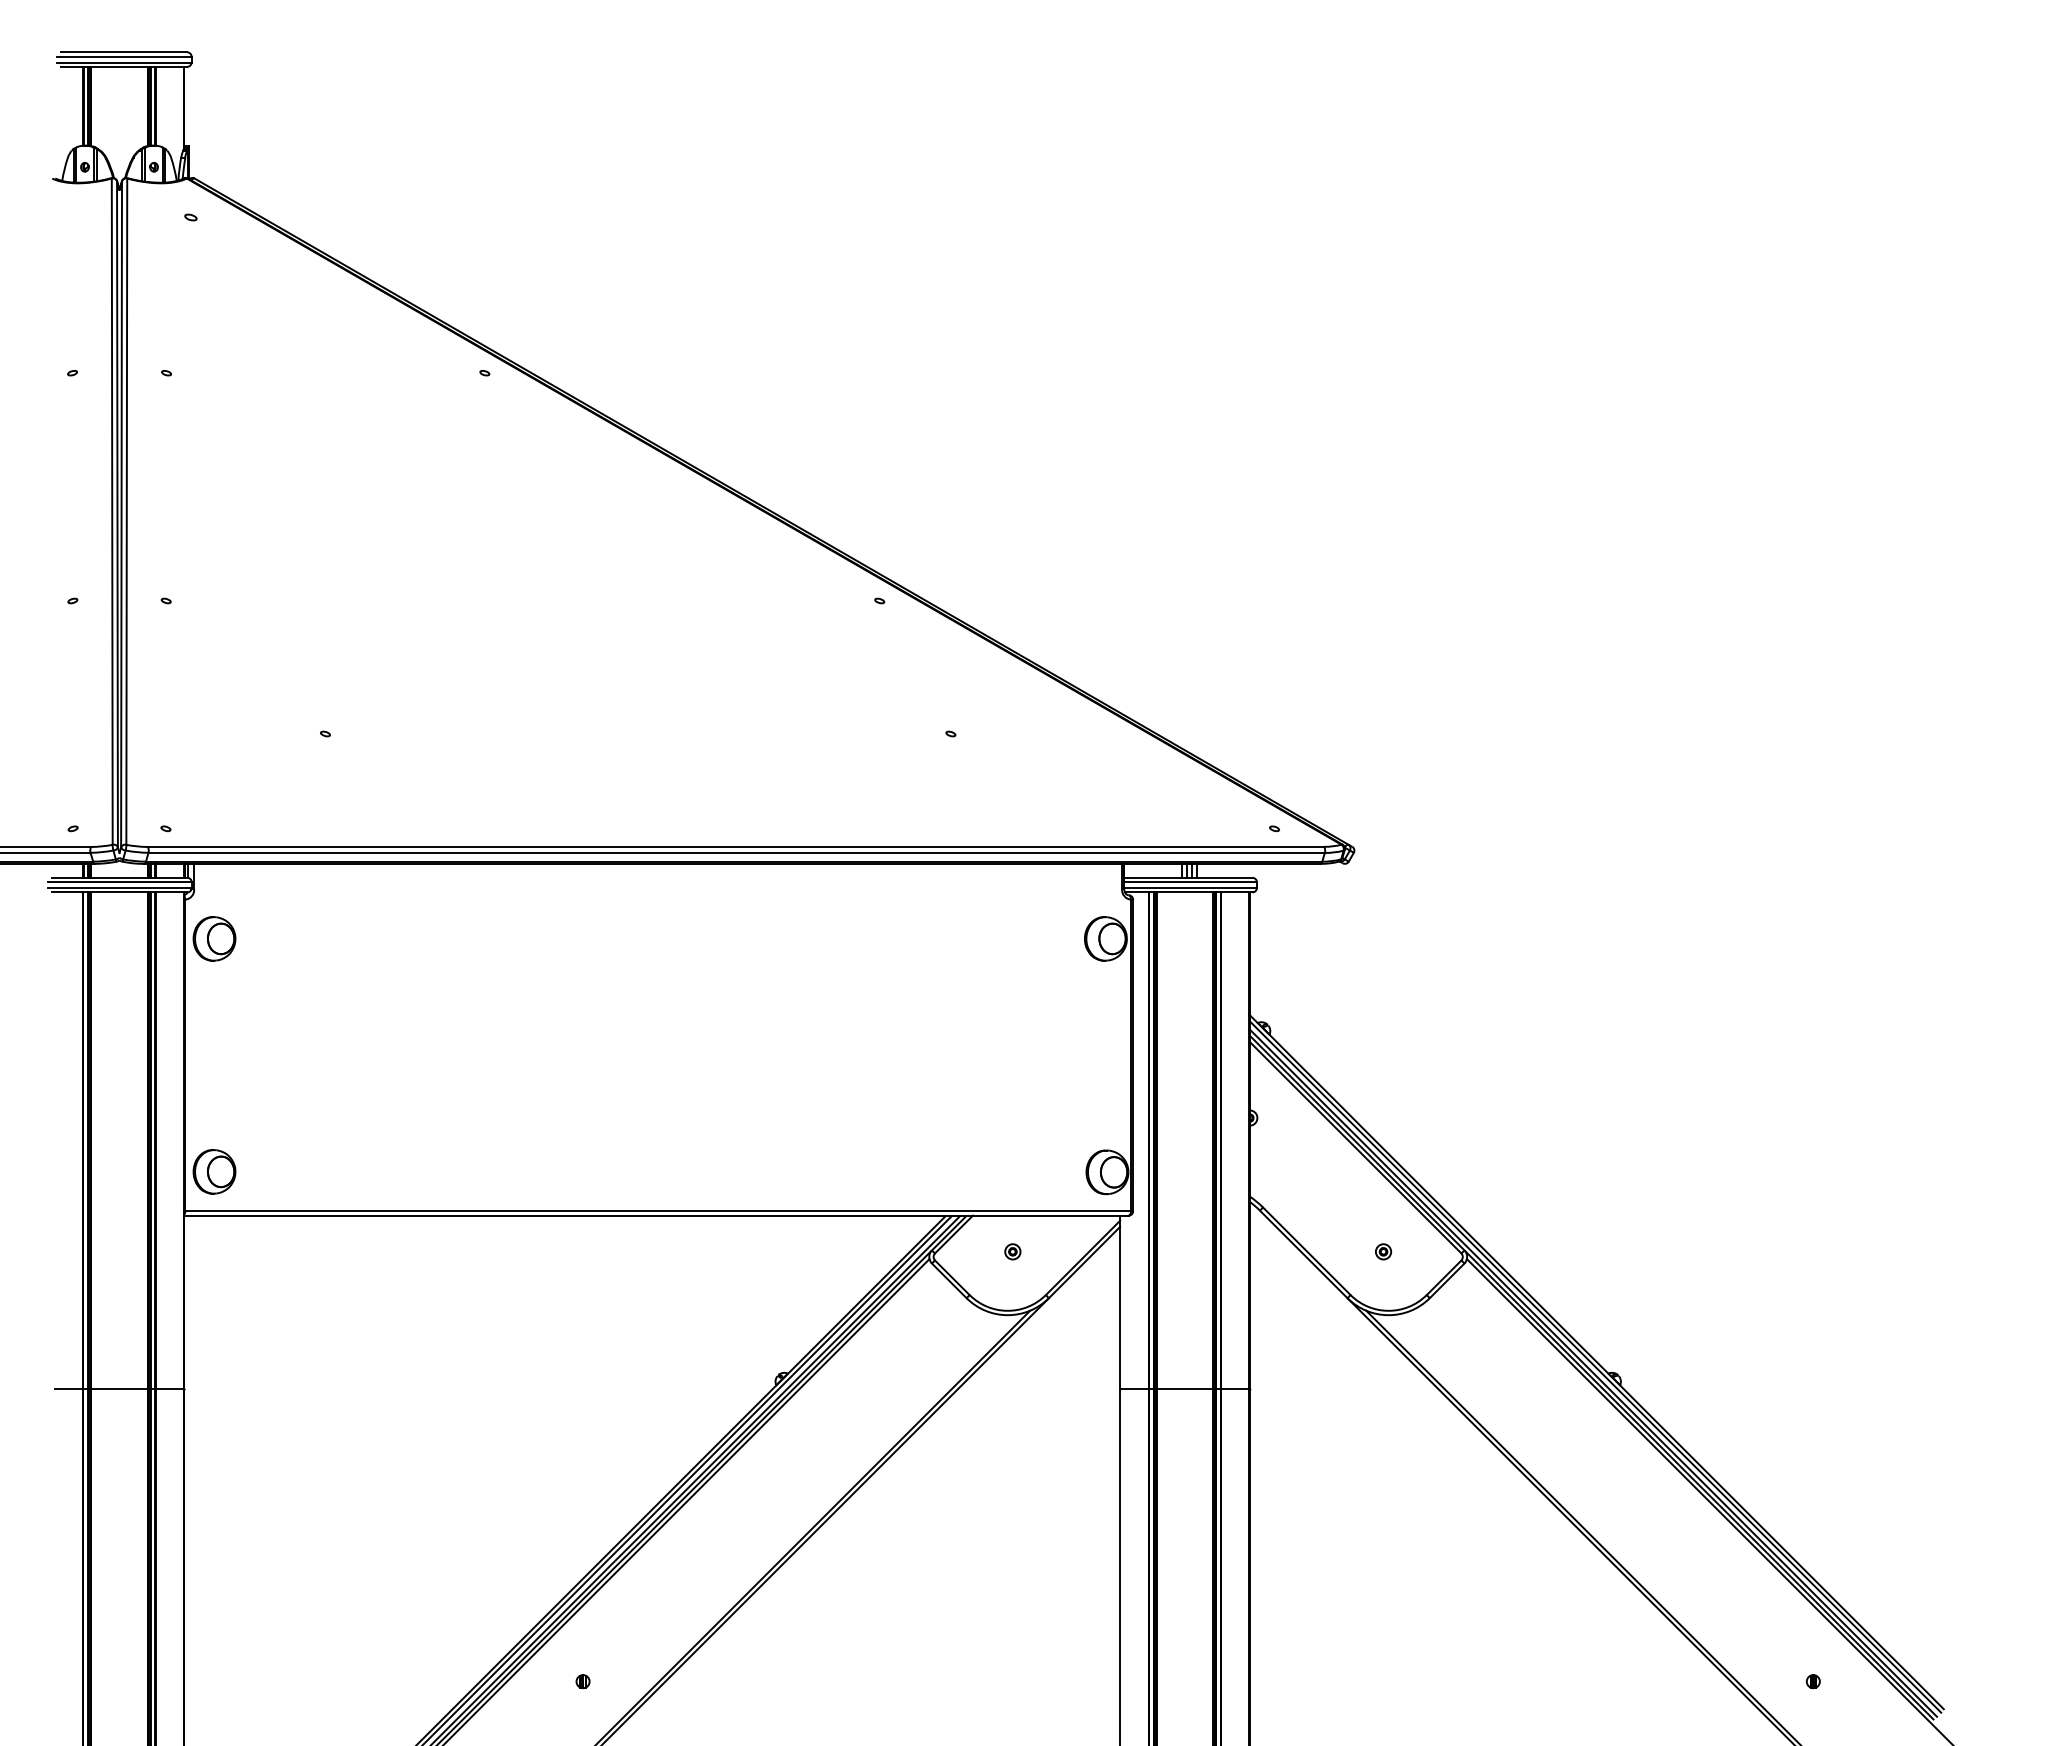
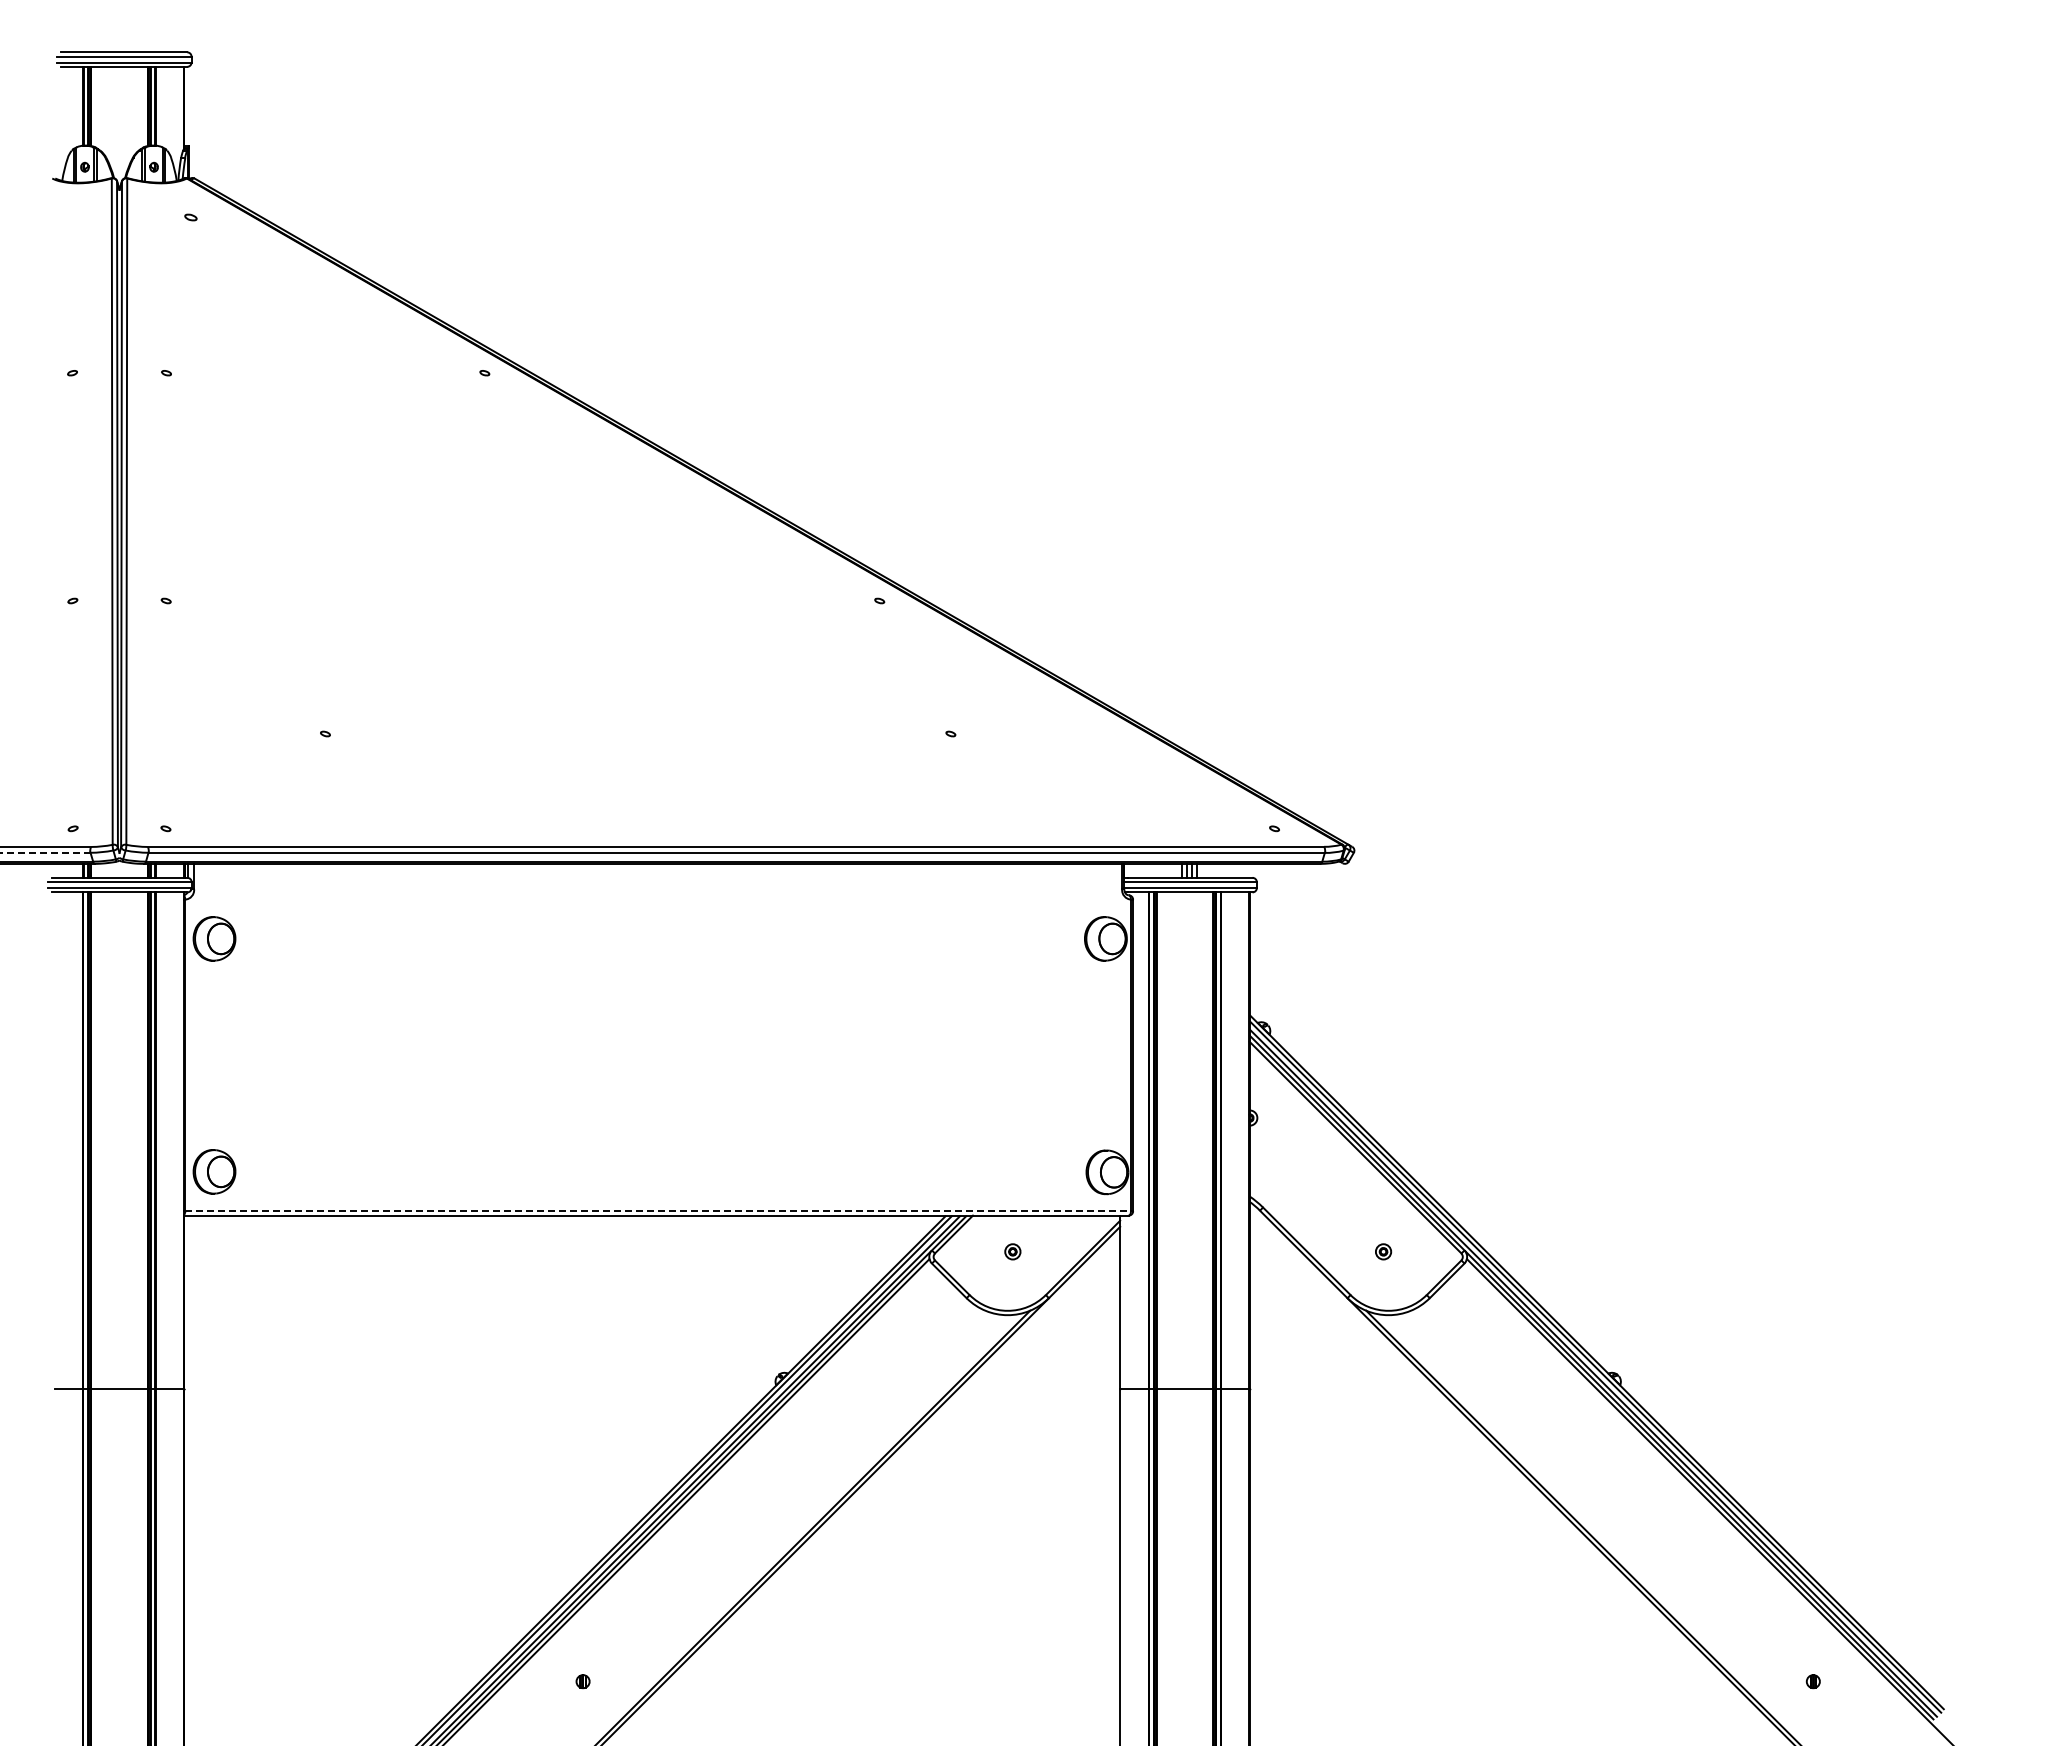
line: solid -> dashed (45, 852)
line: solid -> dashed (658, 1211)
